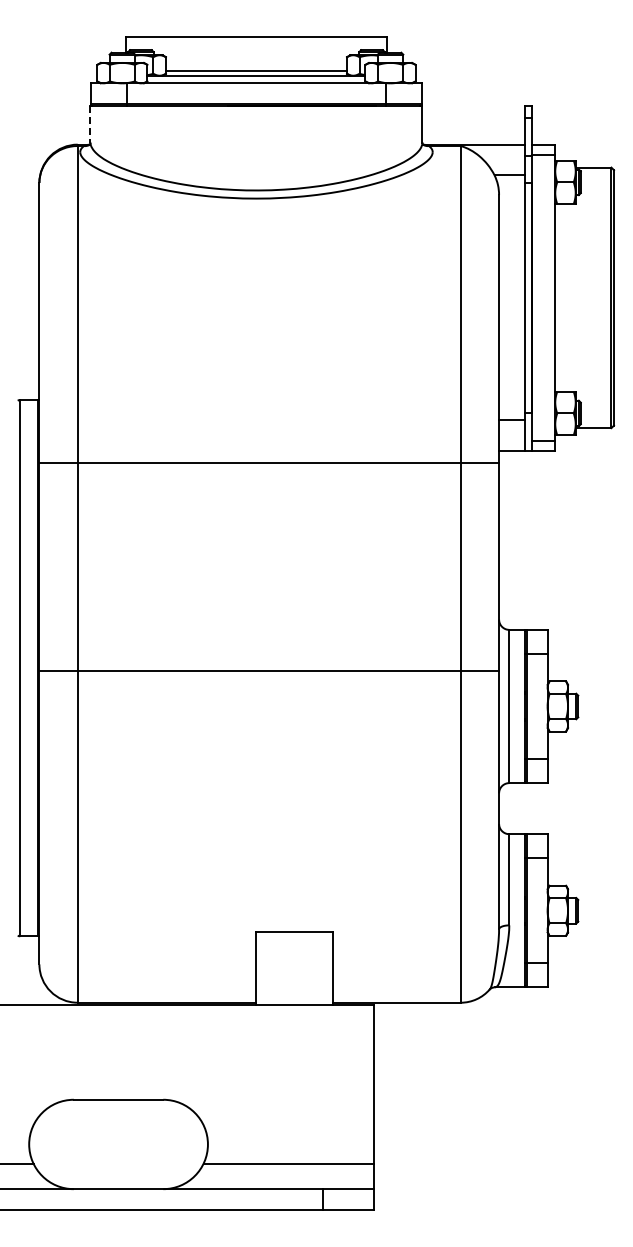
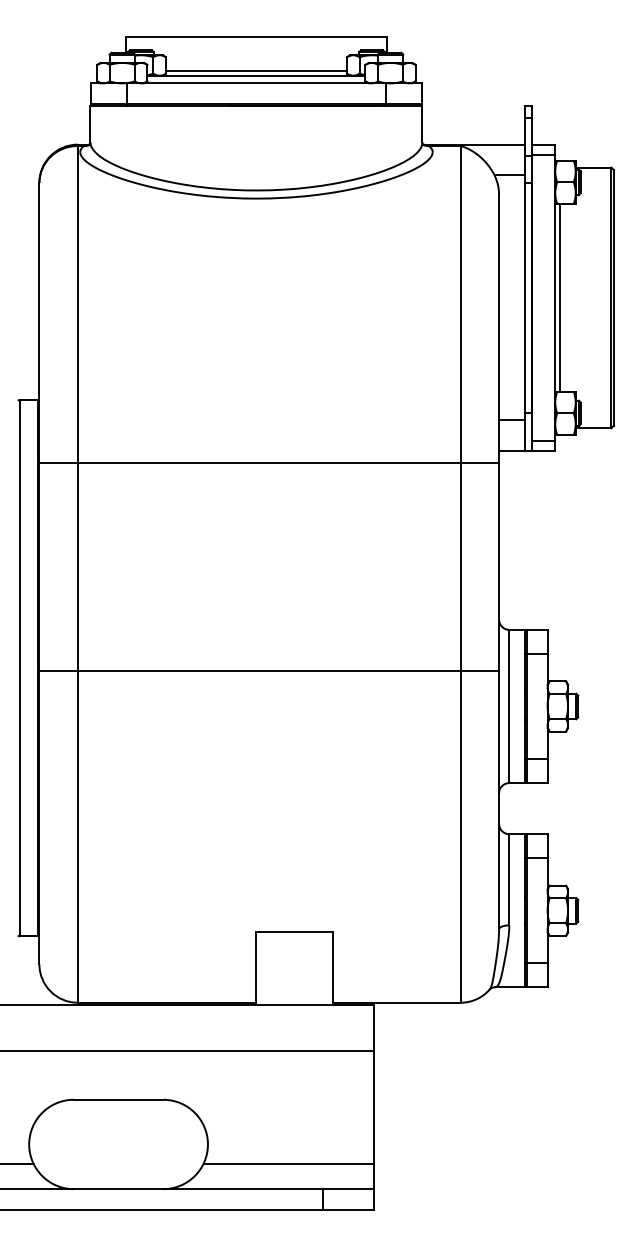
line: dashed -> solid (90, 124)
line: none -> present (560, 297)
line: none -> present (187, 1051)
